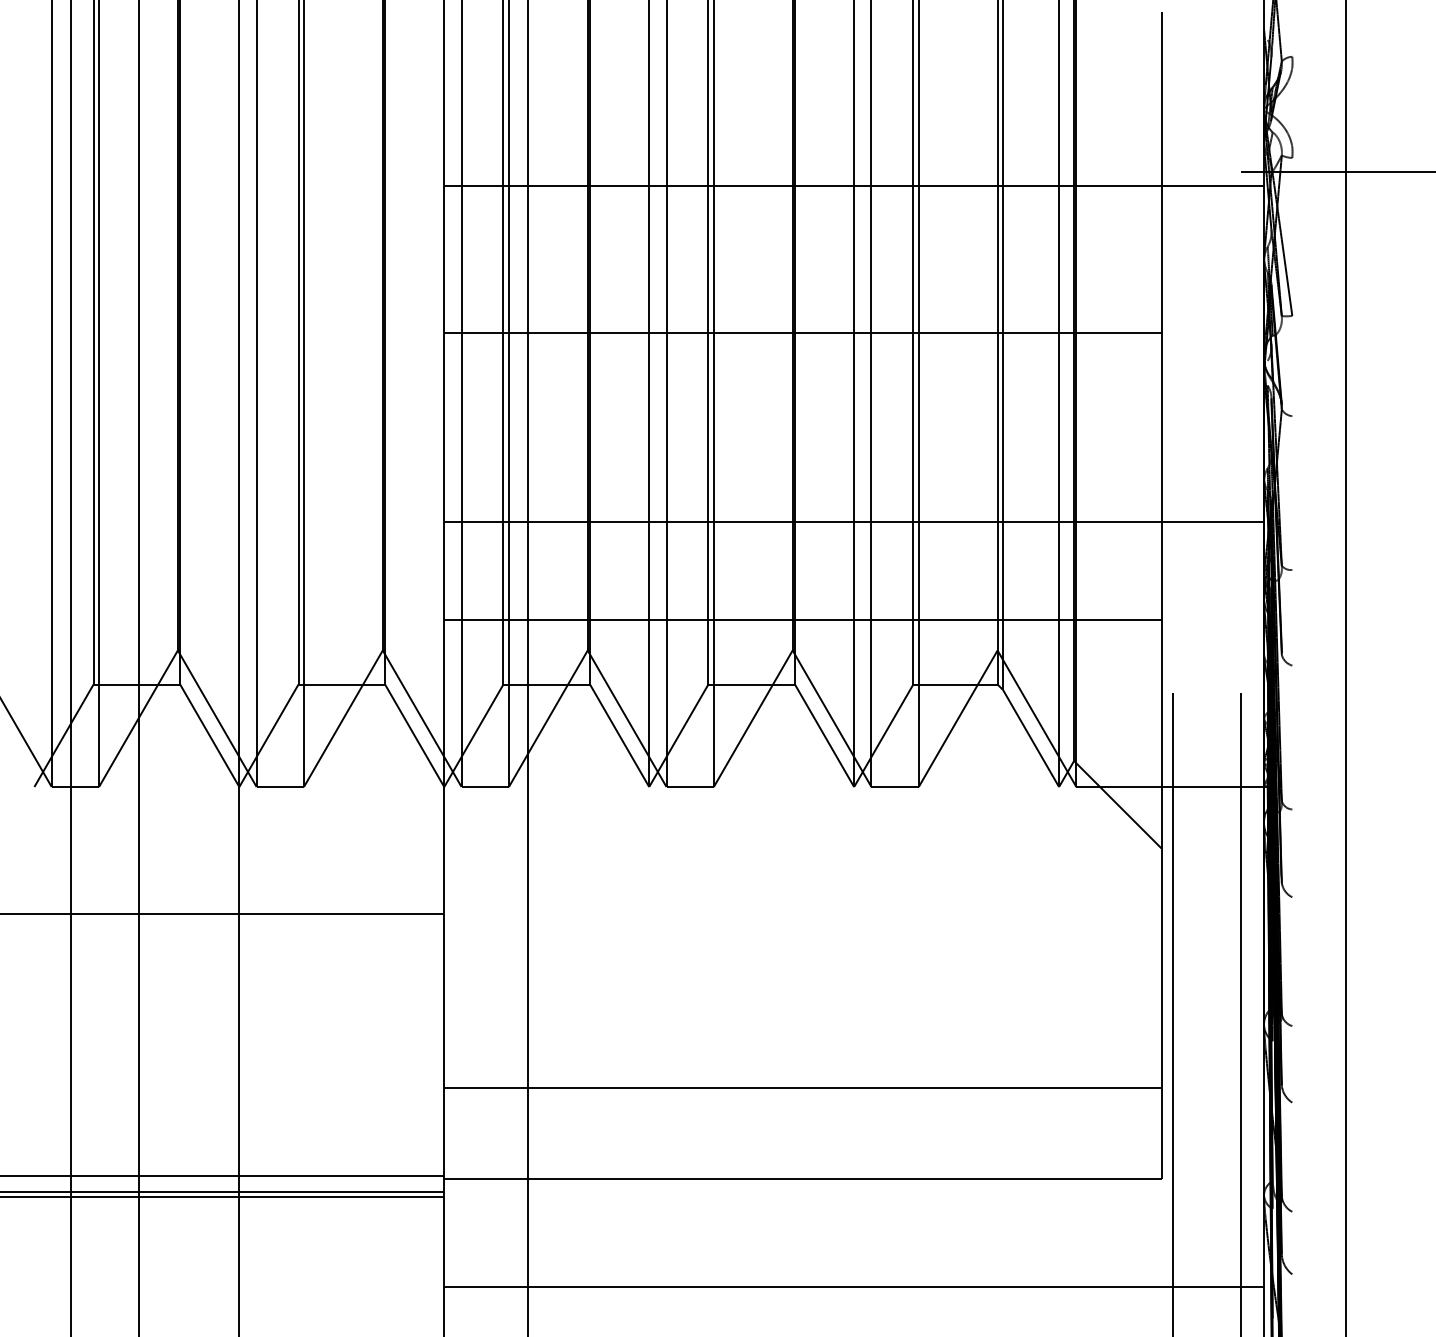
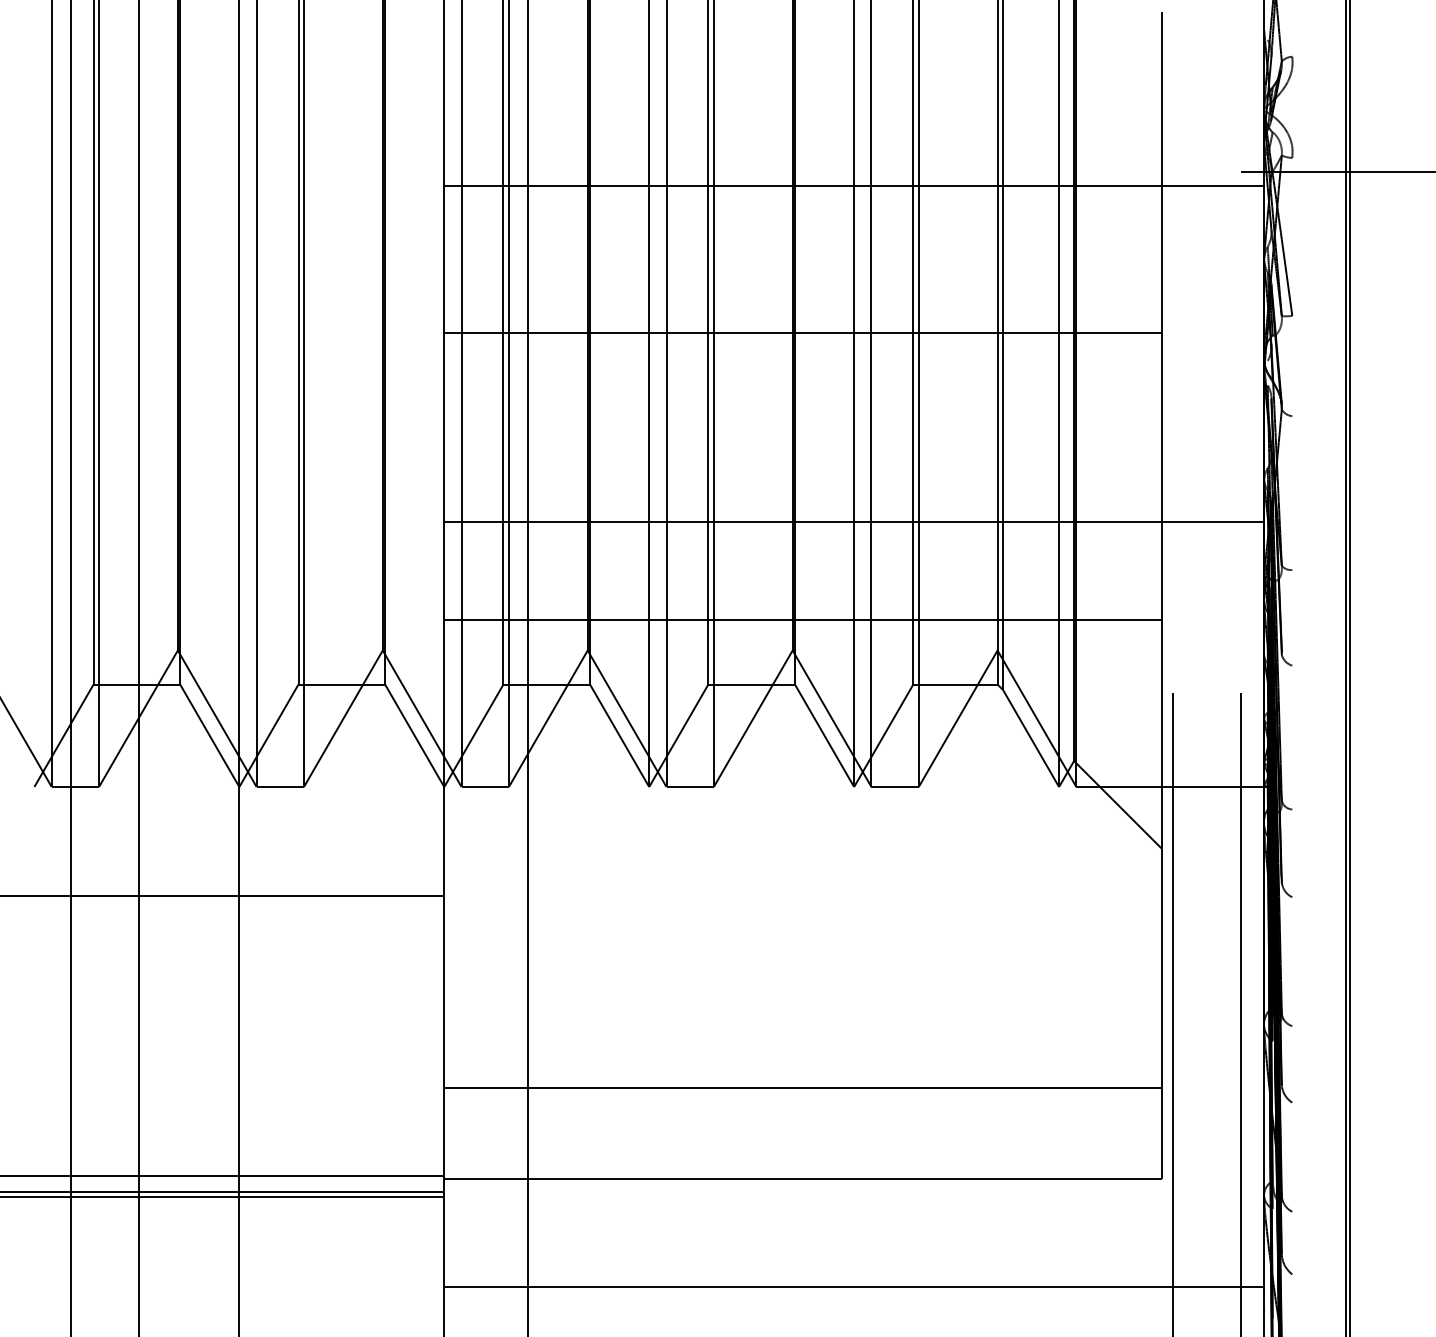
line: none -> present (1350, 667)
line position: (223, 914) -> (223, 896) (223, 896)
